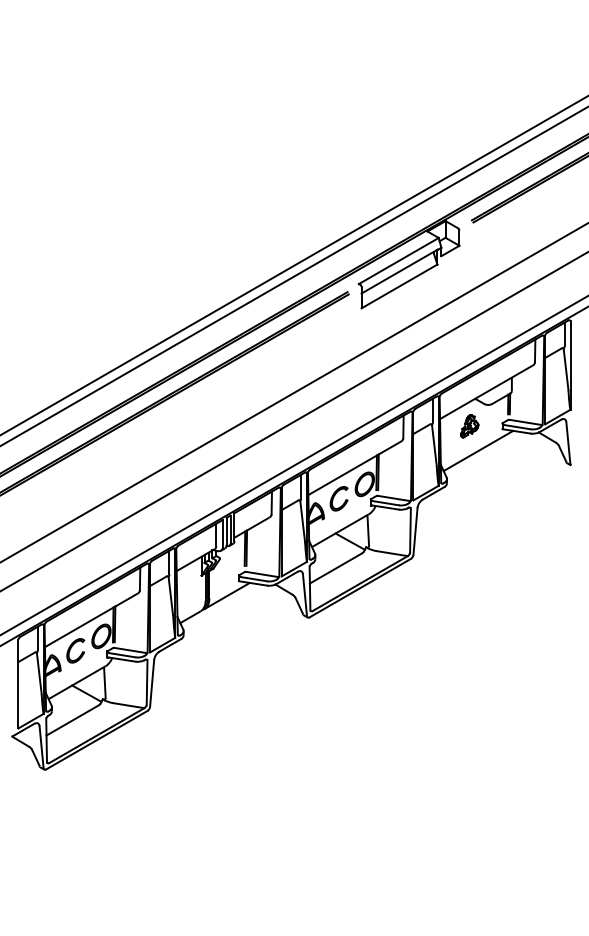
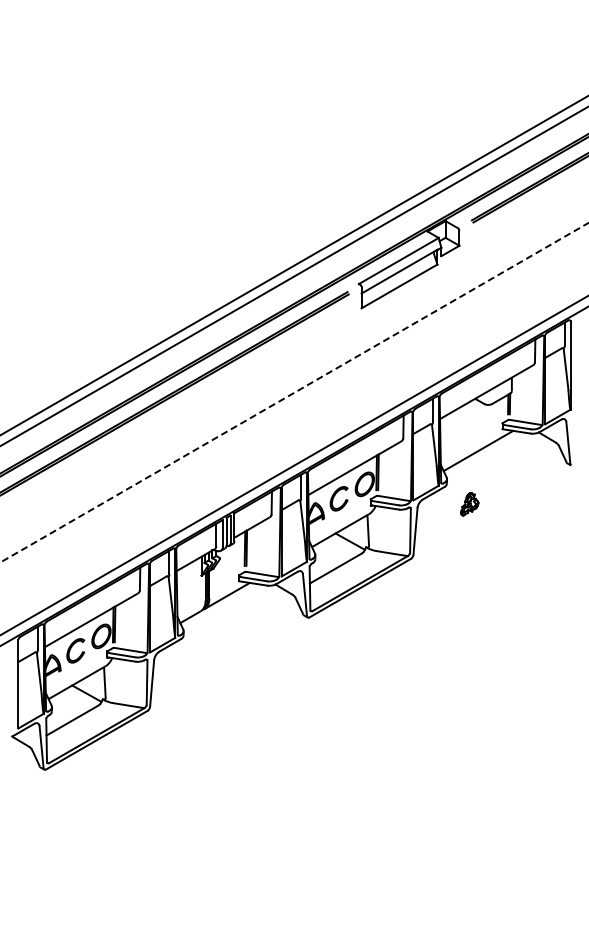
line: solid -> dashed (294, 392)
line: present -> none (293, 421)
part position: (469, 426) -> (469, 504) (469, 504)
